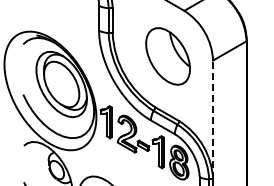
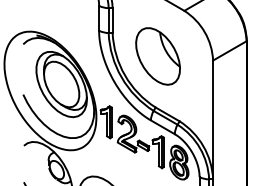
part position: (167, 56) -> (157, 56) (157, 56)
line: dashed -> solid (213, 119)
